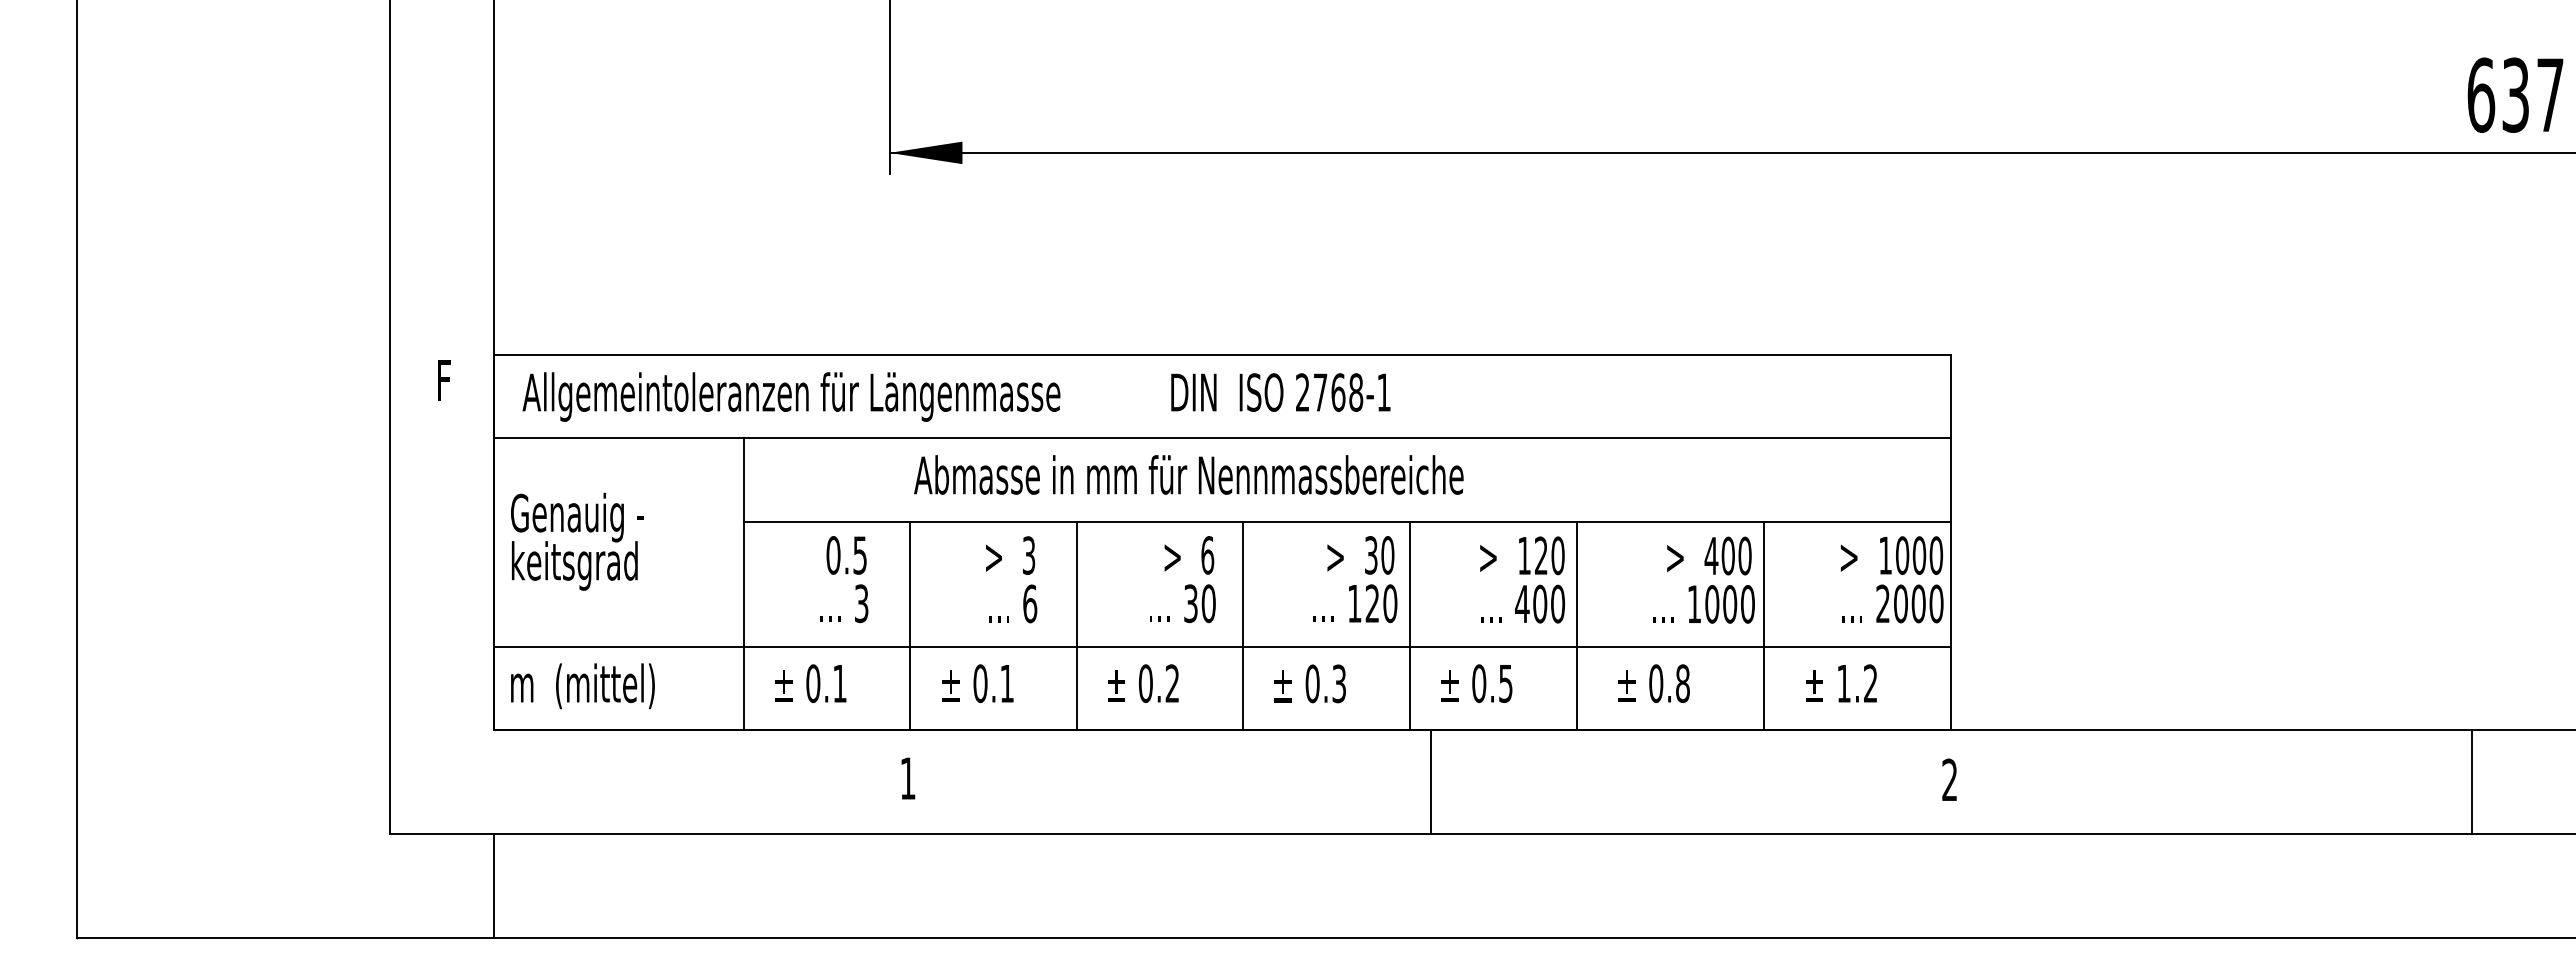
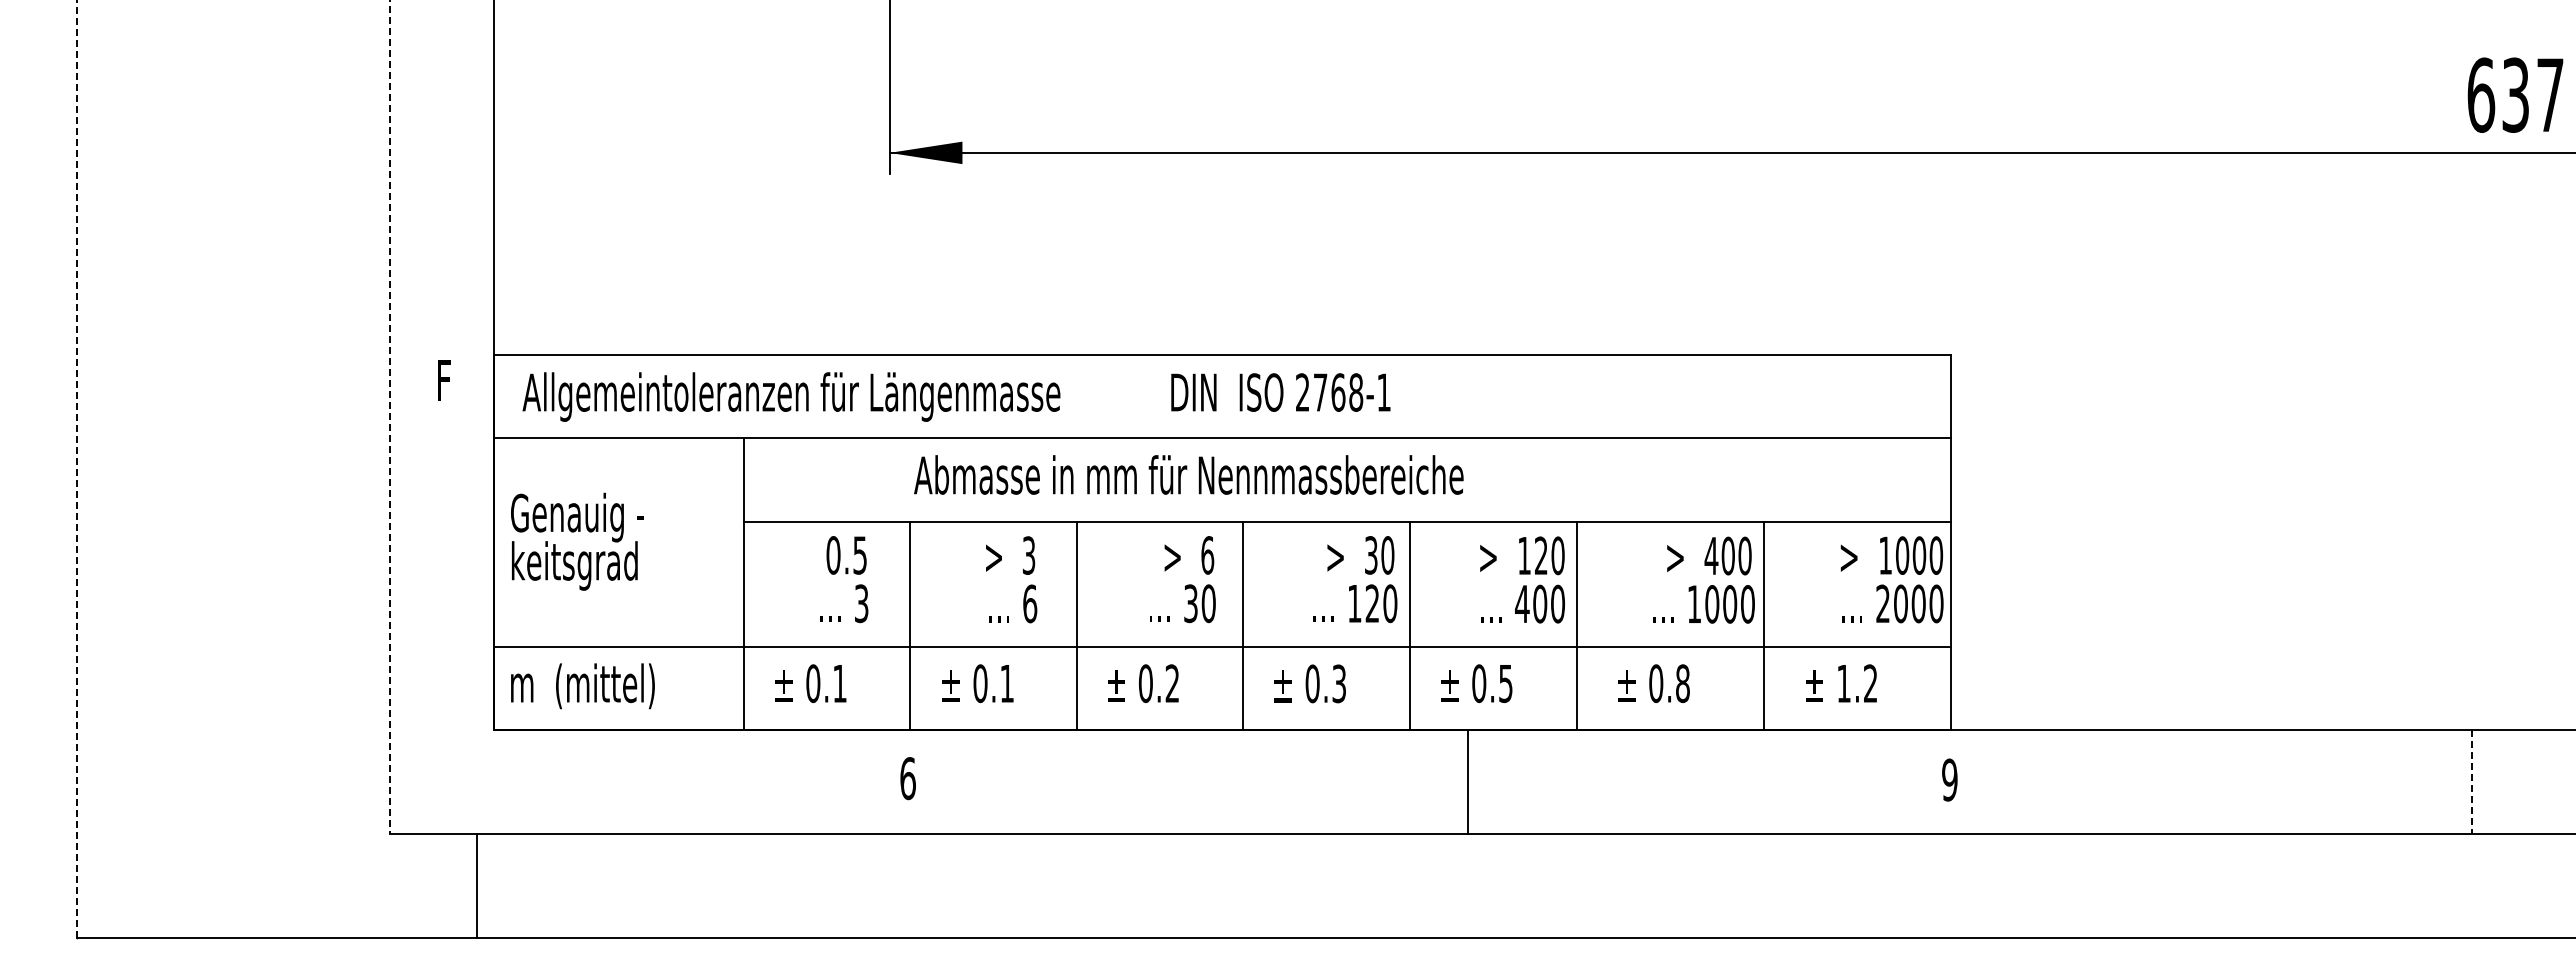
line: solid -> dashed (389, 417)
line: solid -> dashed (77, 469)
text: 1 -> 6 (907, 778)
text: 2 -> 9 (1949, 779)
line position: (1430, 781) -> (1467, 781) (1467, 781)
line: solid -> dashed (2471, 782)
line position: (493, 886) -> (476, 886) (476, 886)
